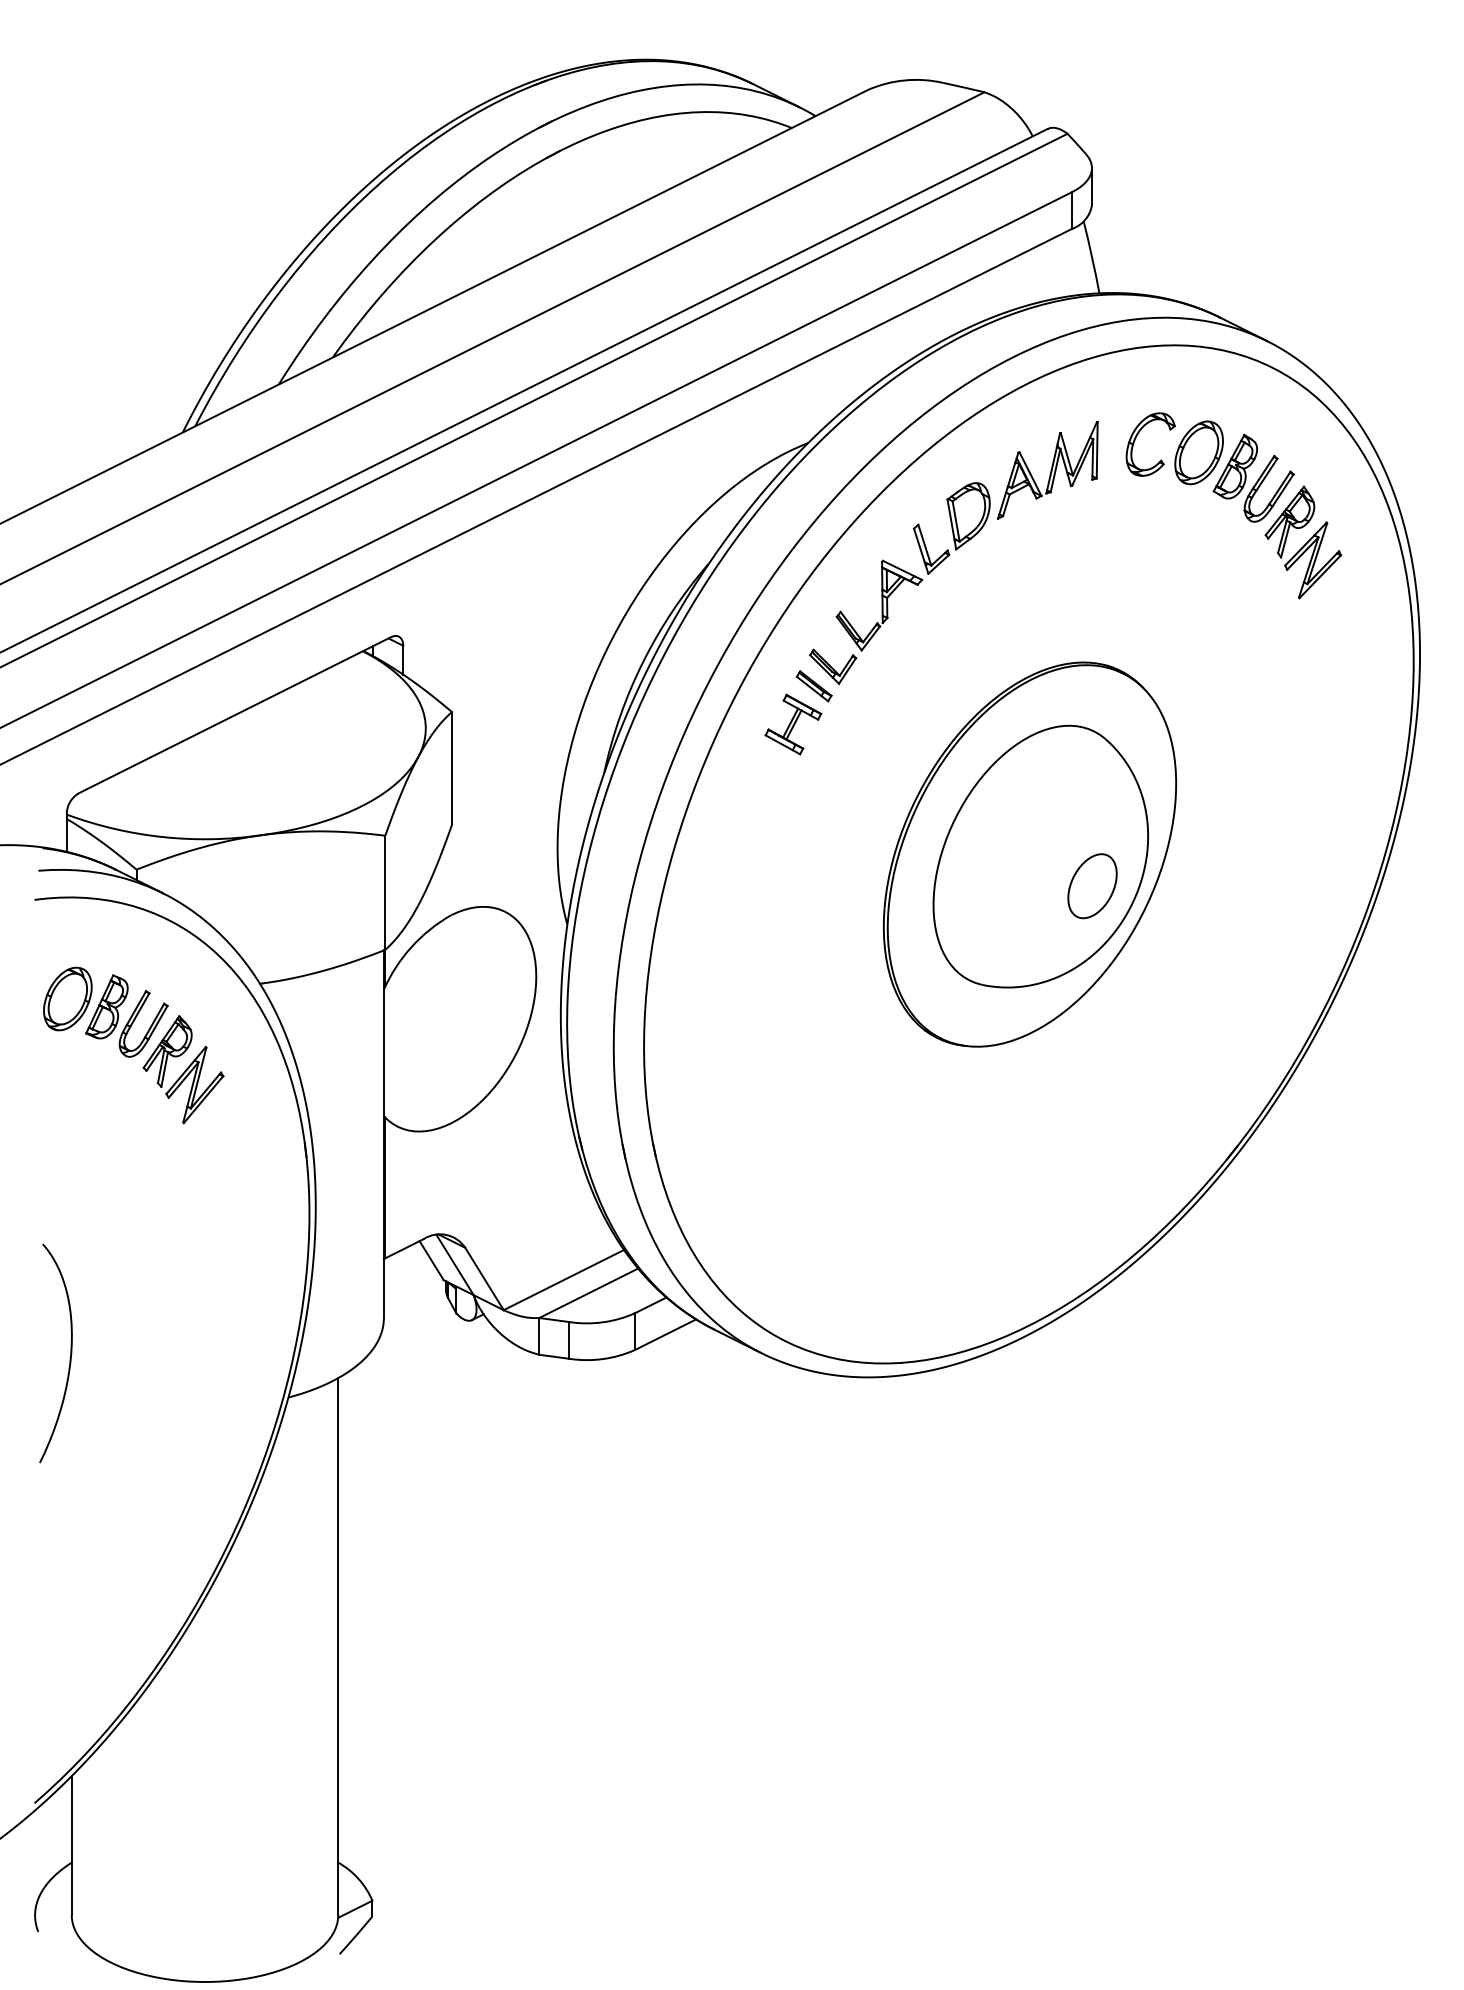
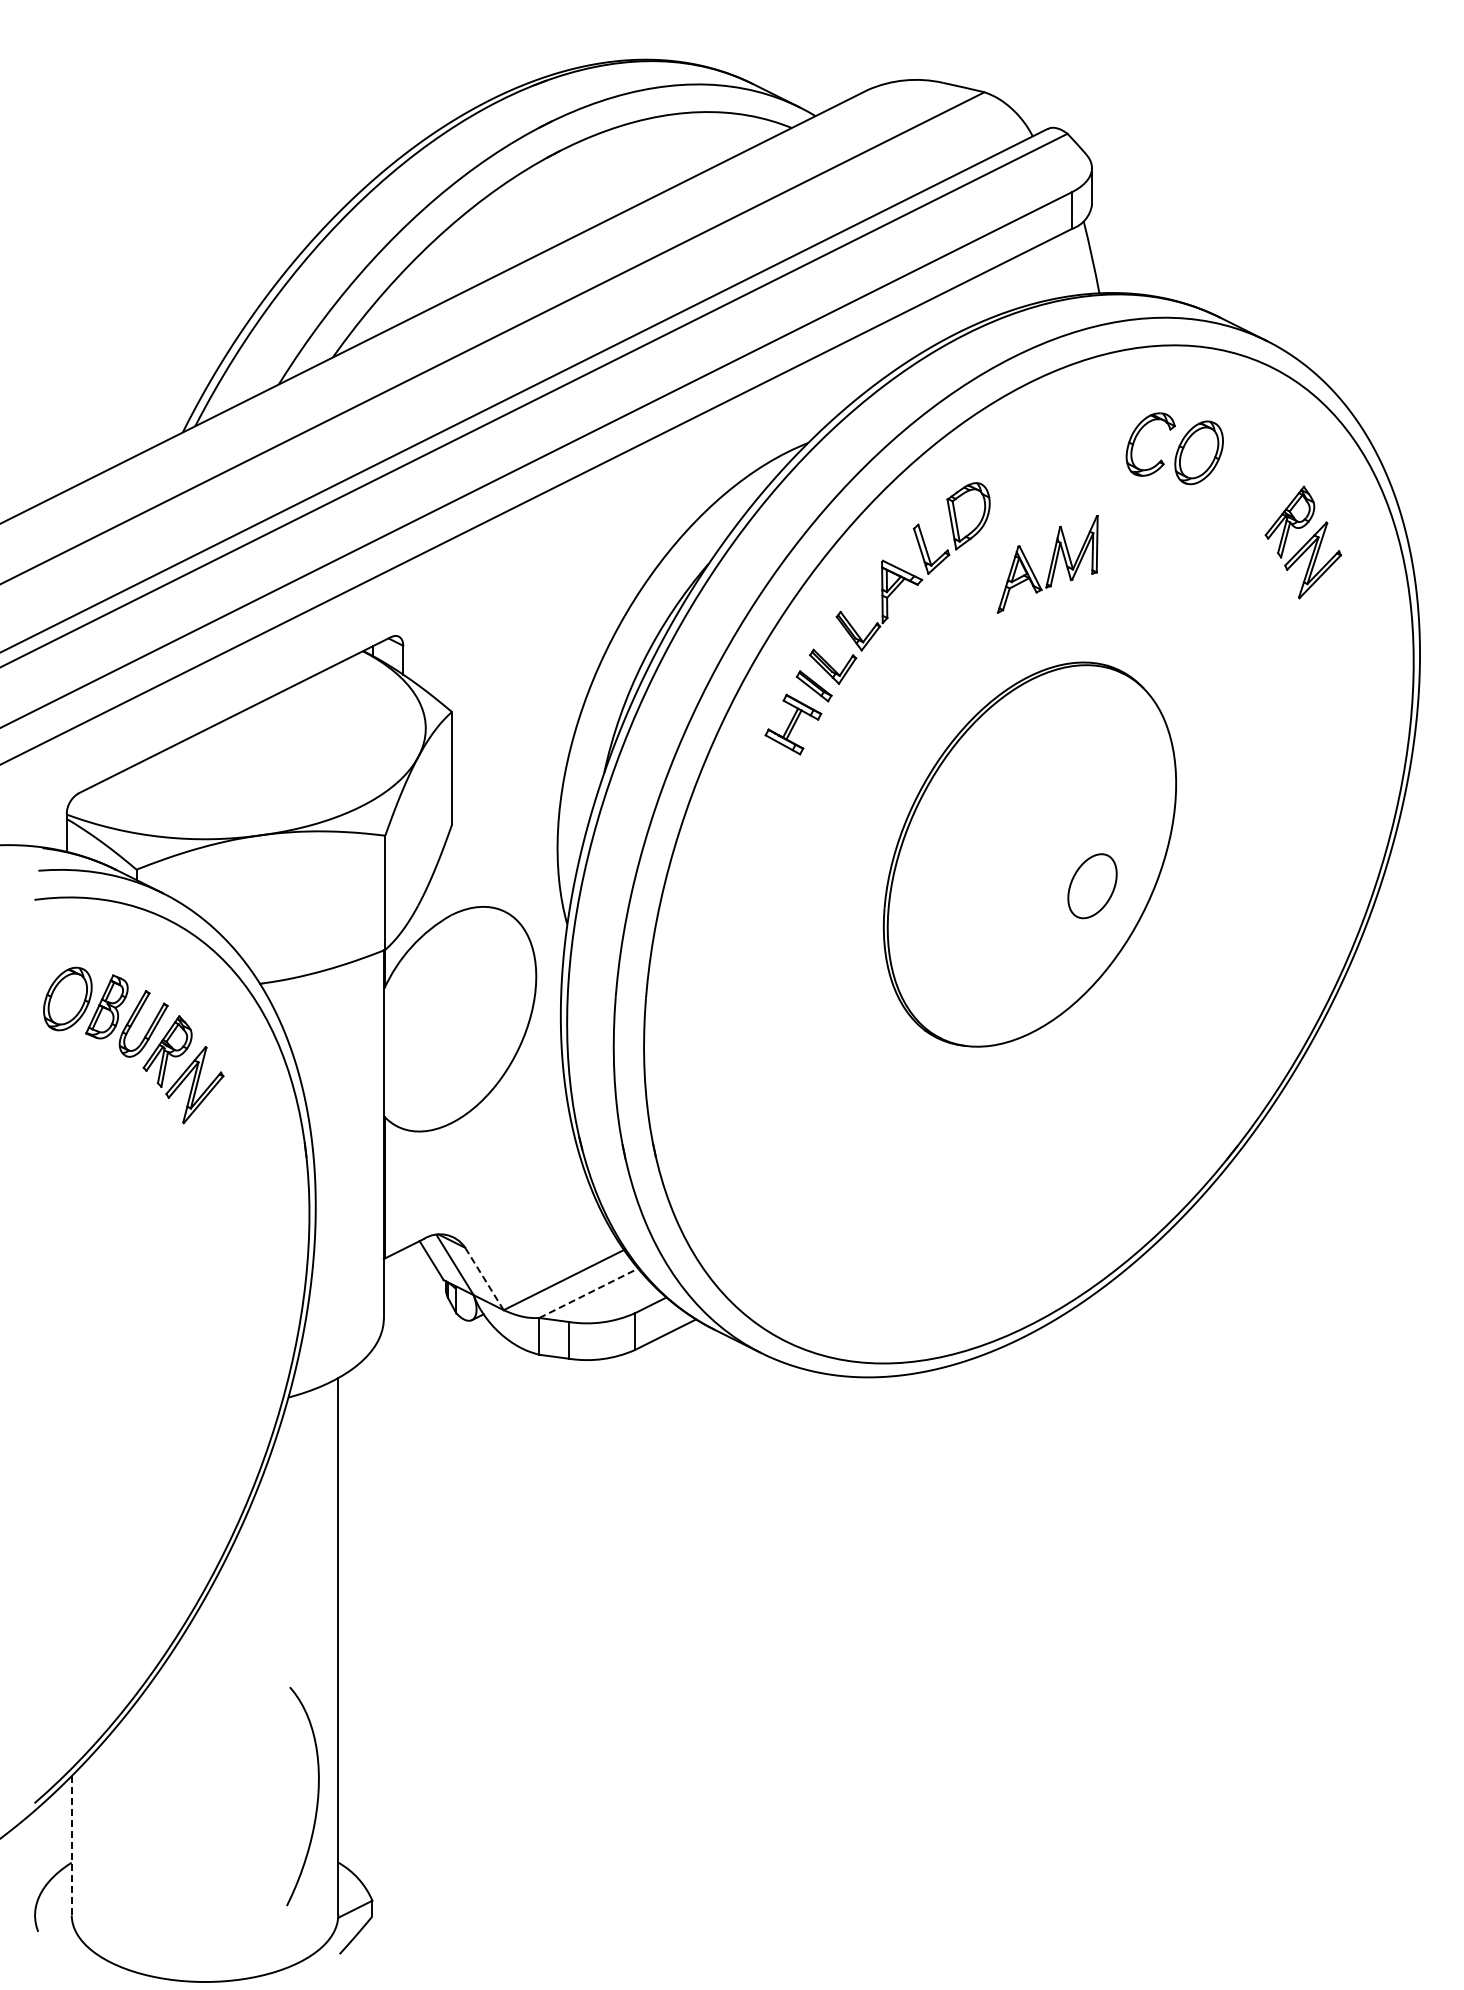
part position: (1047, 470) -> (1047, 564) (1047, 564)
part: present -> none (1253, 477)
part: present -> none (1040, 856)
line: solid -> dashed (484, 1278)
line: solid -> dashed (589, 1293)
curve position: (69, 1358) -> (316, 1801) (316, 1801)
line: solid -> dashed (71, 1845)
